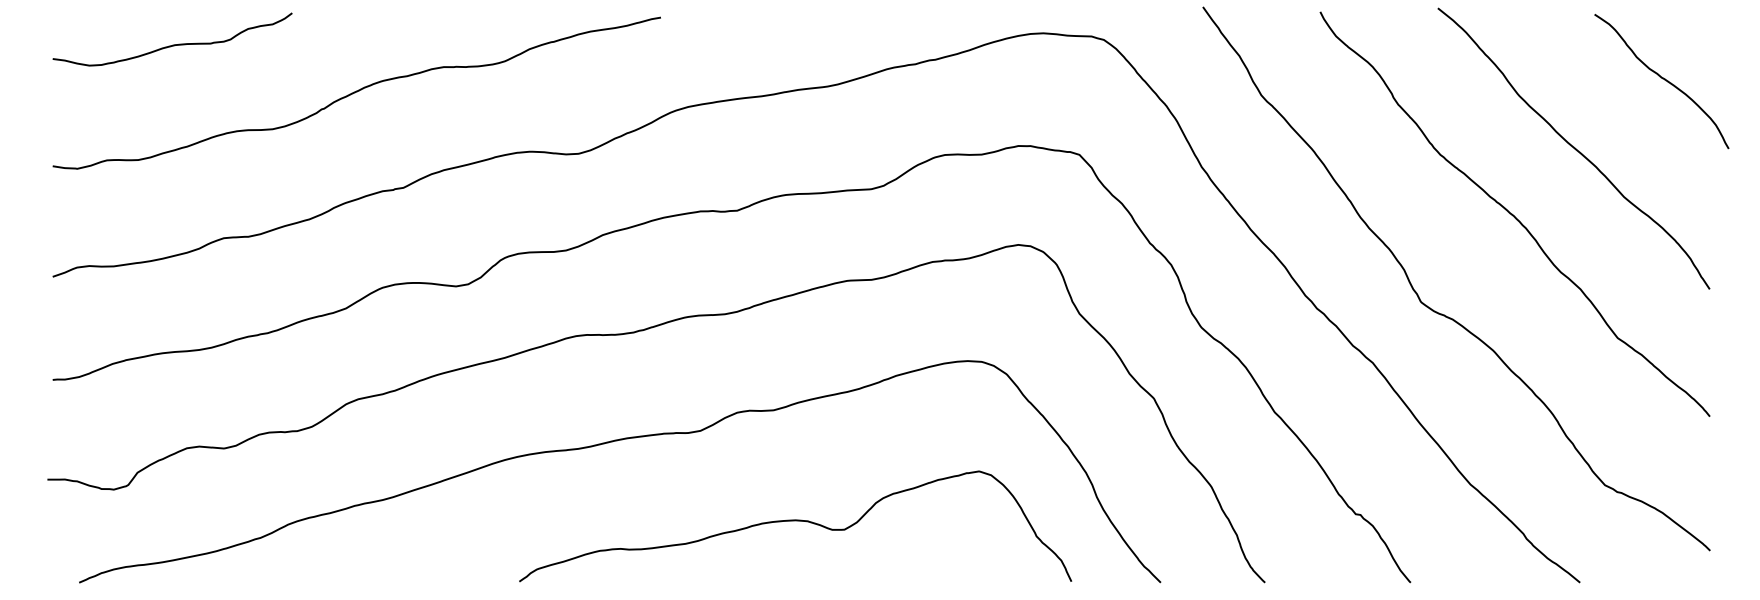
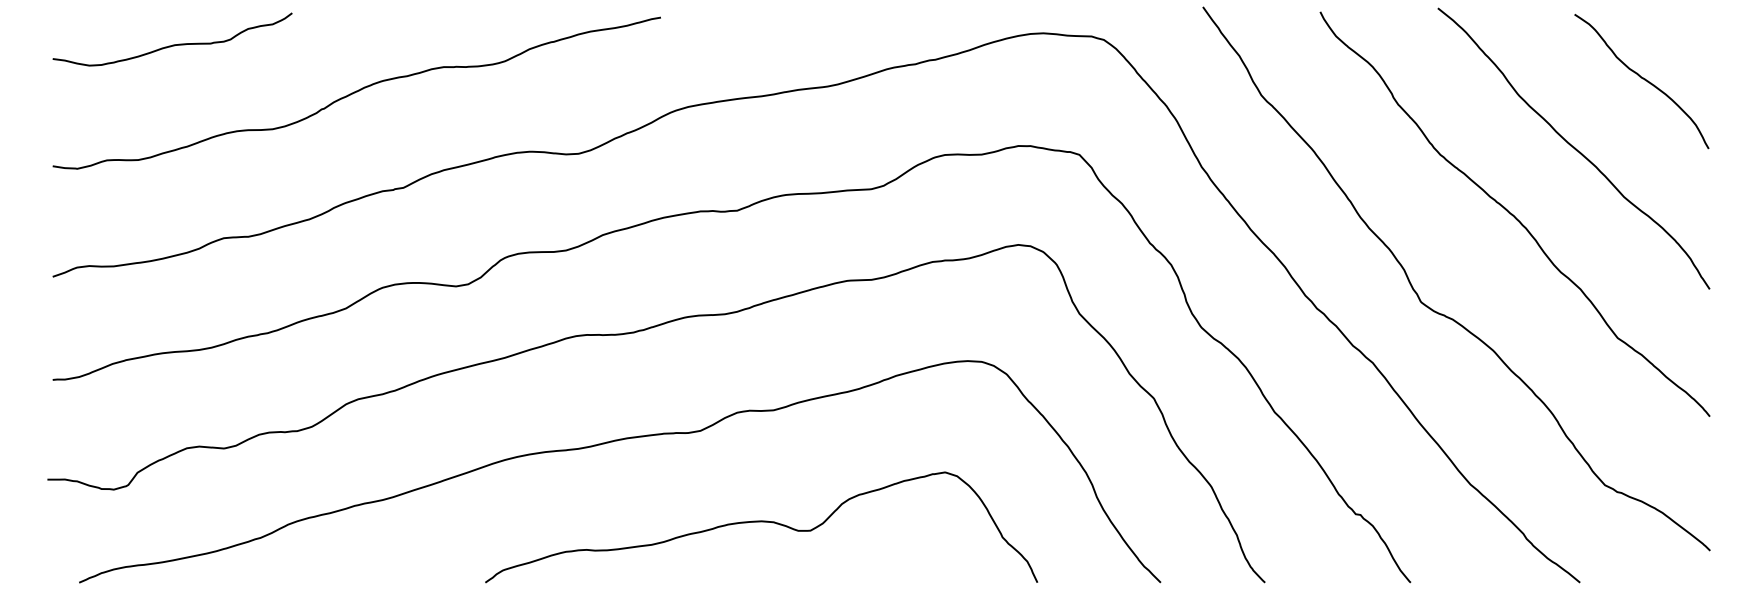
curve position: (1662, 79) -> (1642, 79) (1642, 79)
curve position: (795, 521) -> (761, 522) (761, 522)
